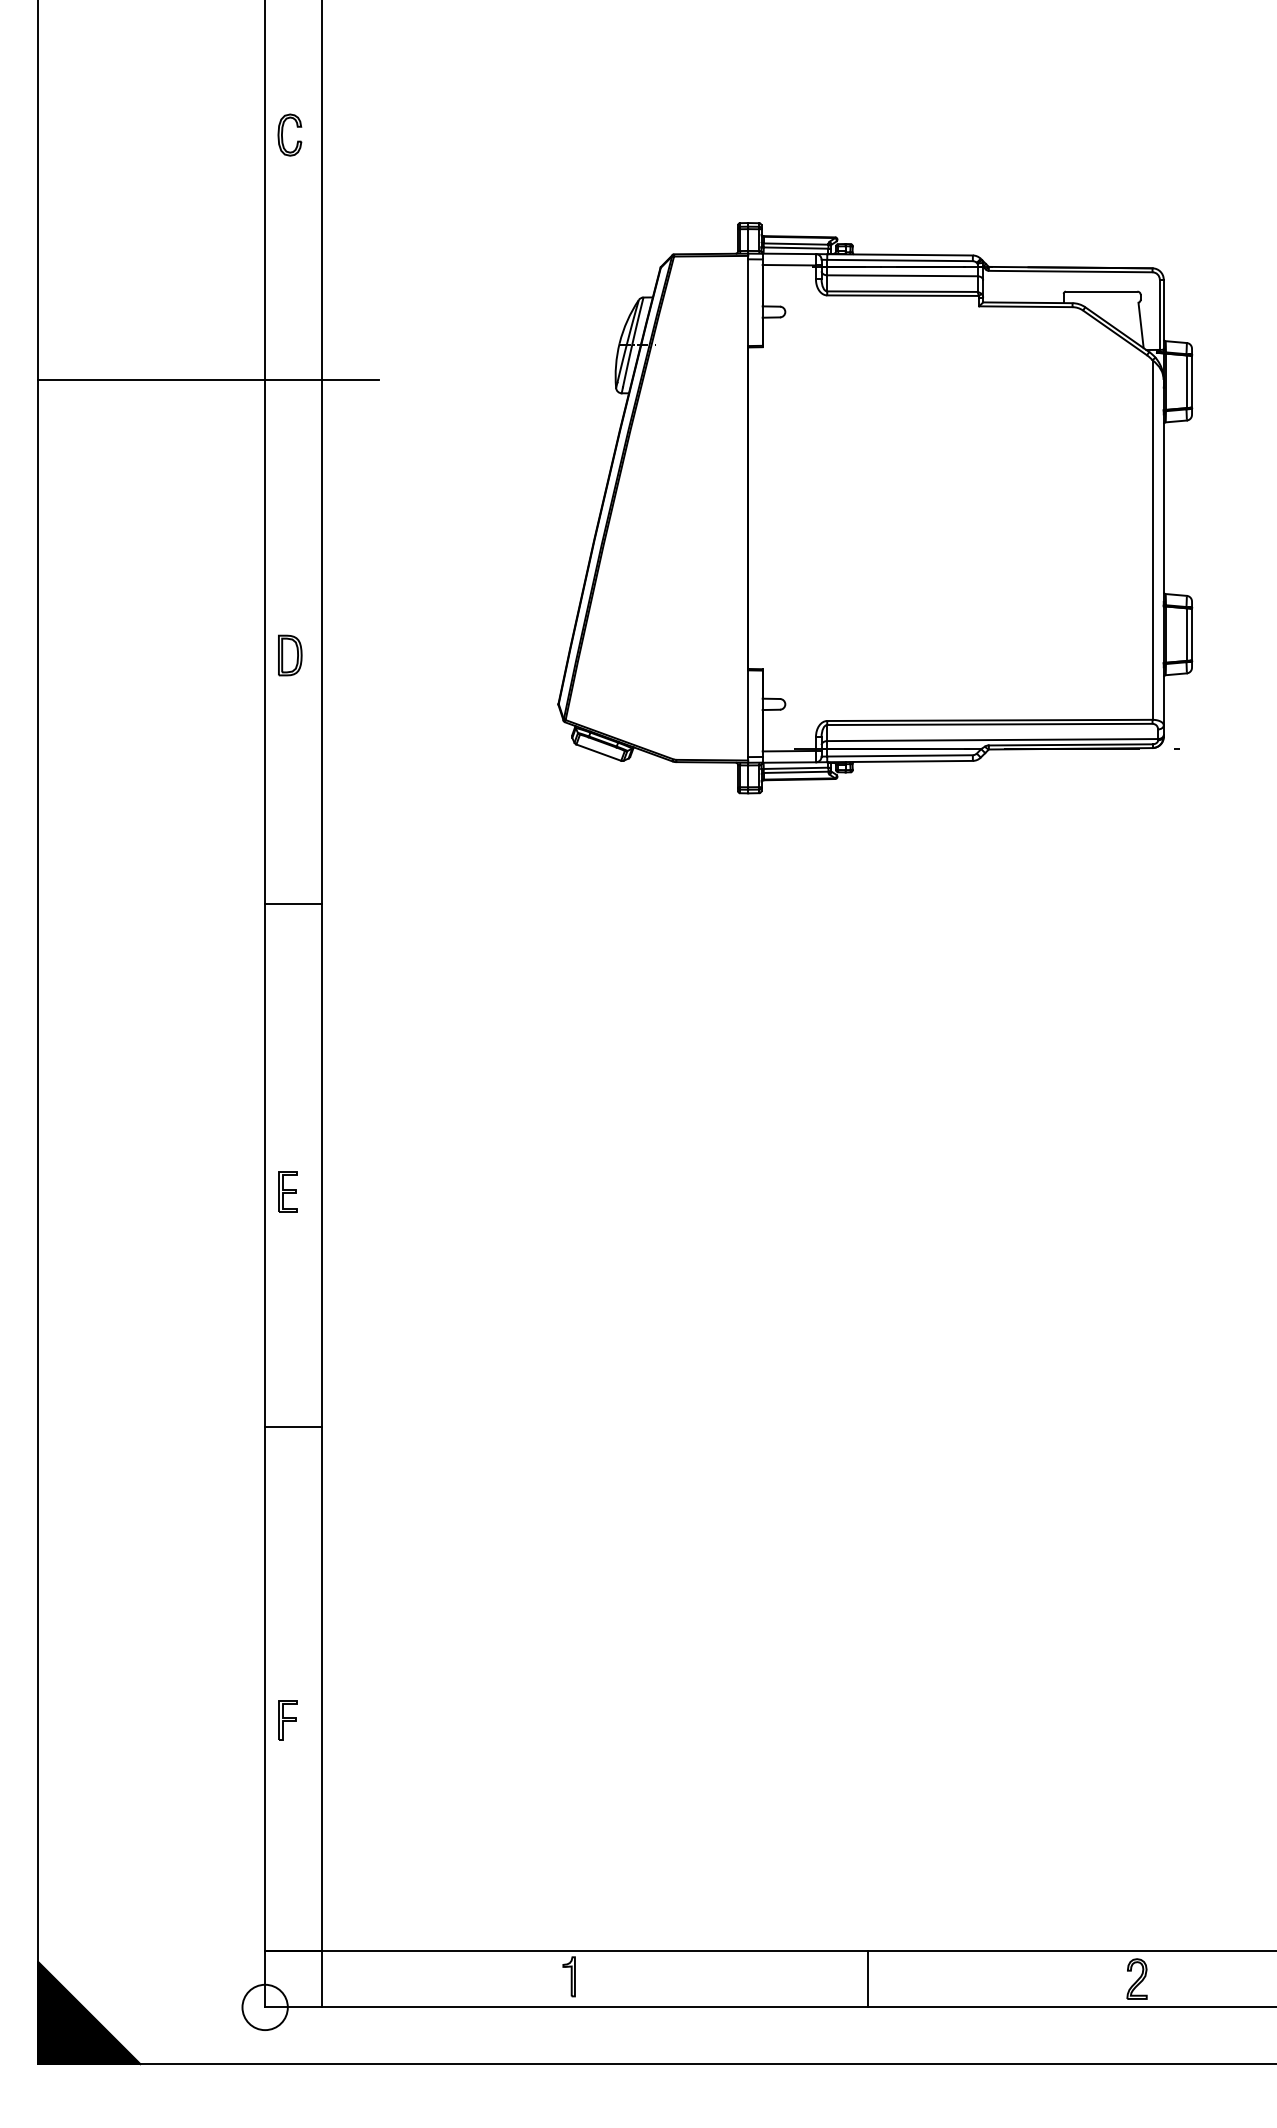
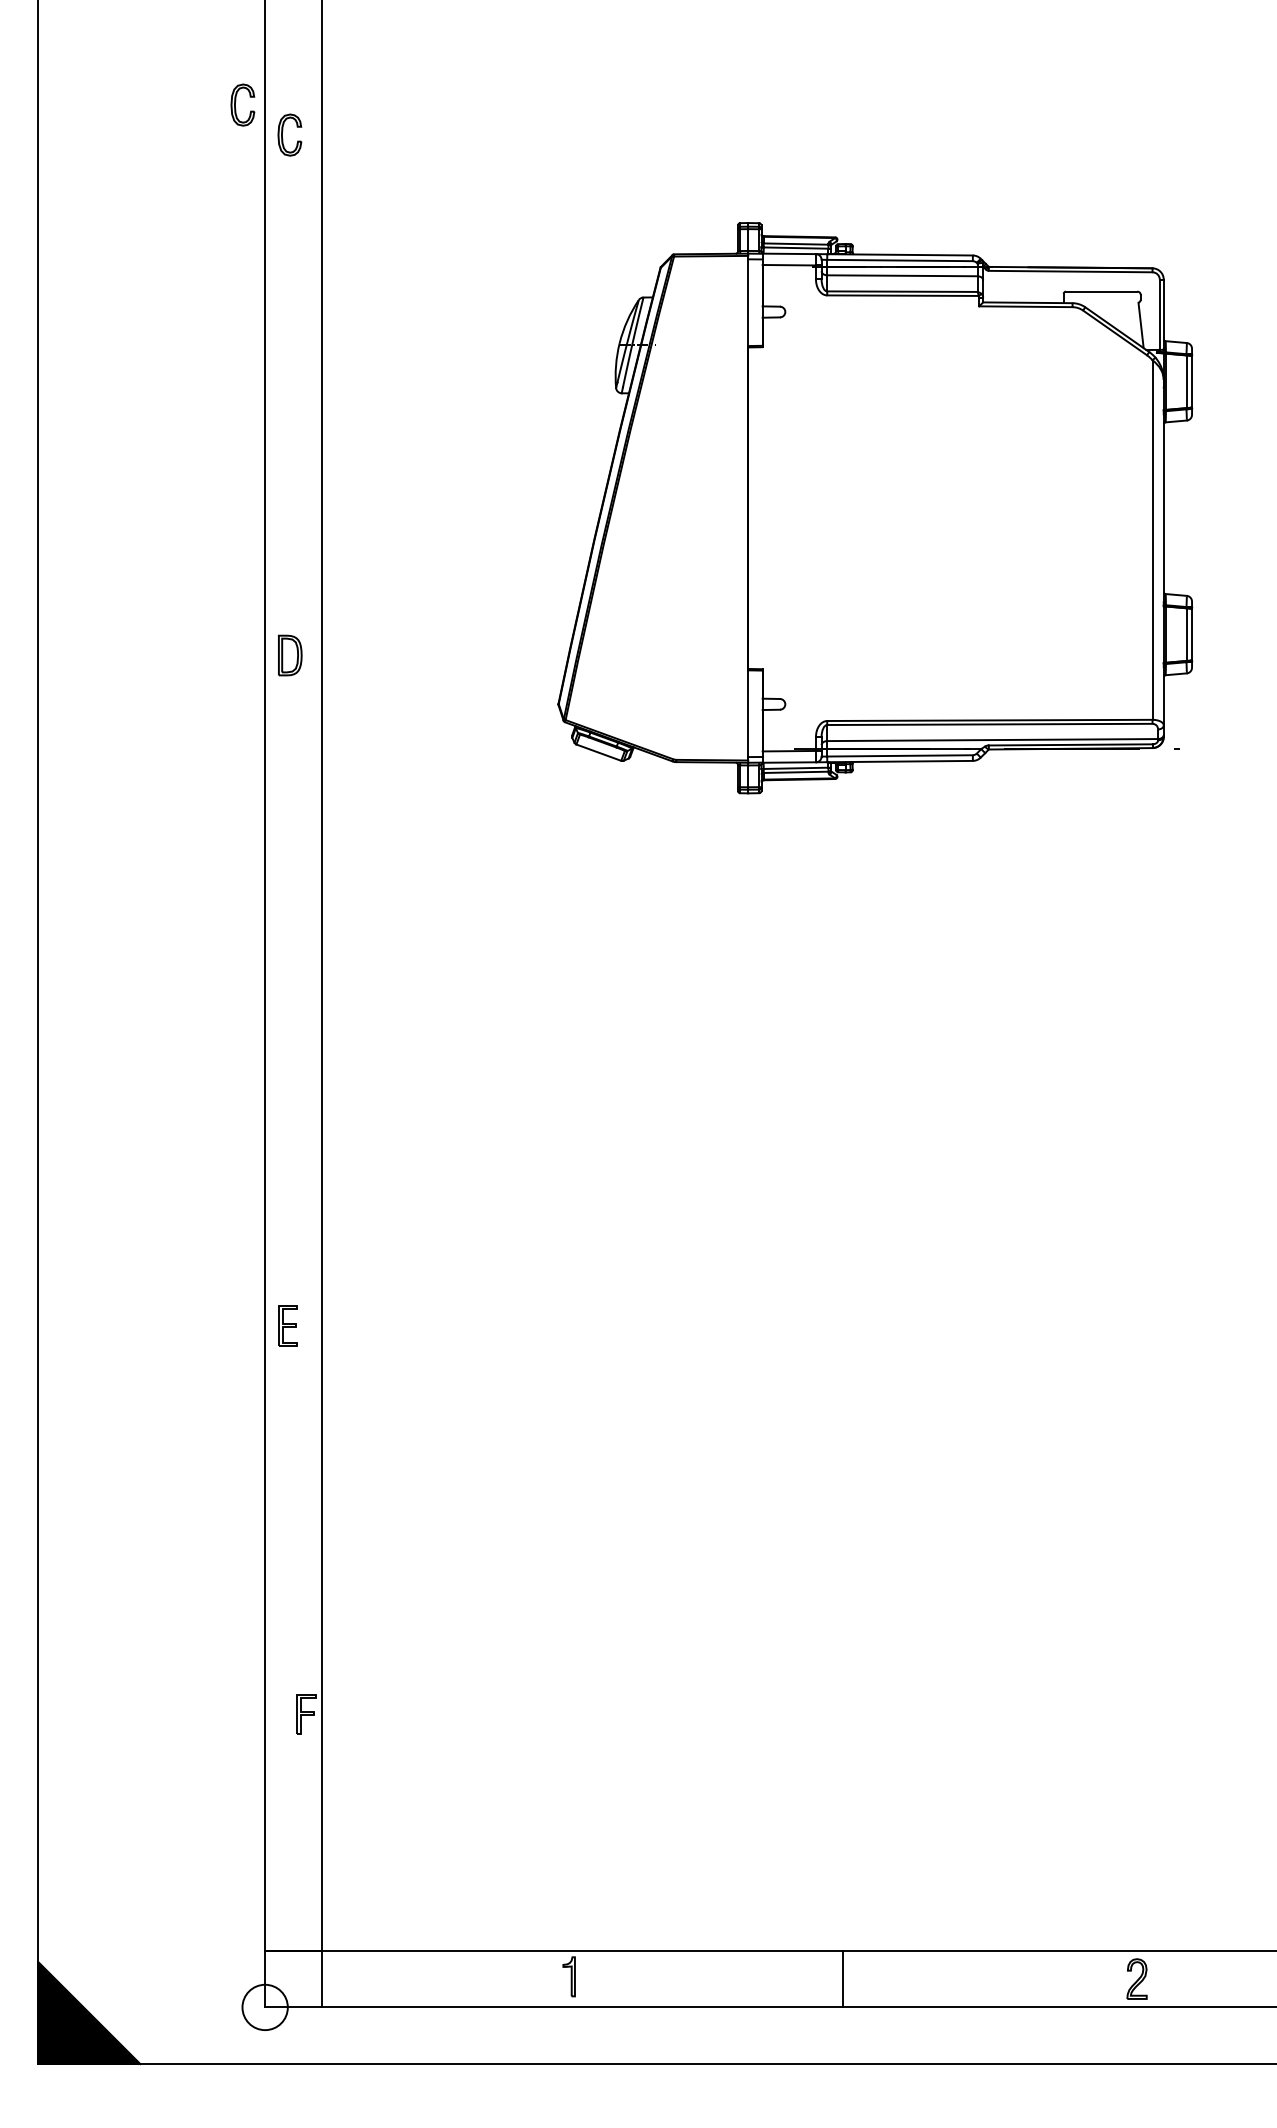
part: none -> present (236, 101)
line: present -> none (208, 380)
line: present -> none (293, 903)
part position: (287, 1191) -> (287, 1325) (287, 1325)
line: present -> none (293, 1427)
part position: (287, 1720) -> (305, 1714) (305, 1714)
line position: (867, 1978) -> (842, 1978) (842, 1978)
